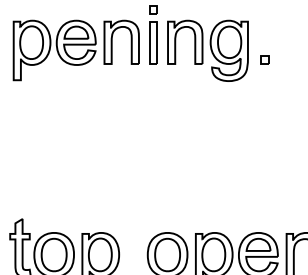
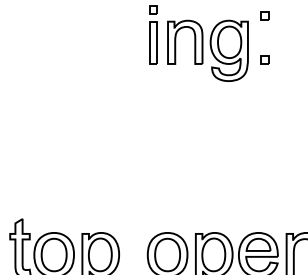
part: none -> present (264, 15)
part: present -> none (75, 50)
